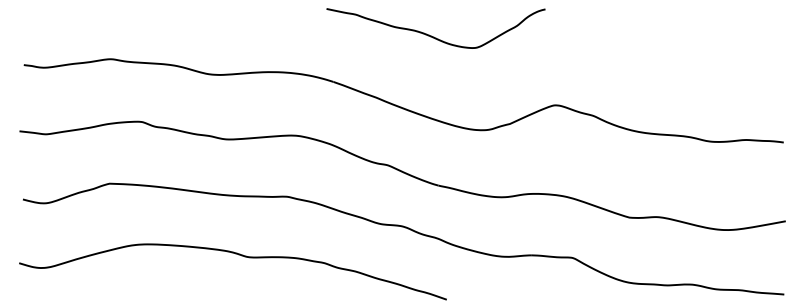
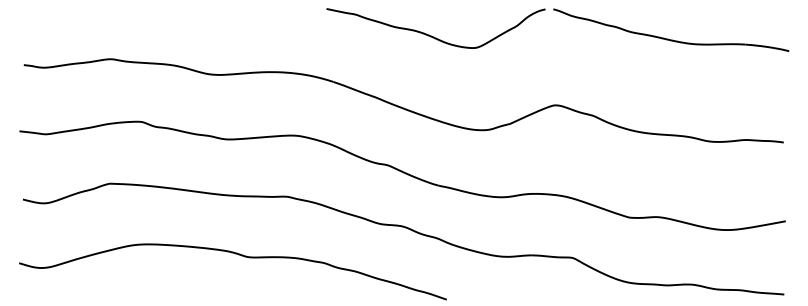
part: none -> present (668, 38)
